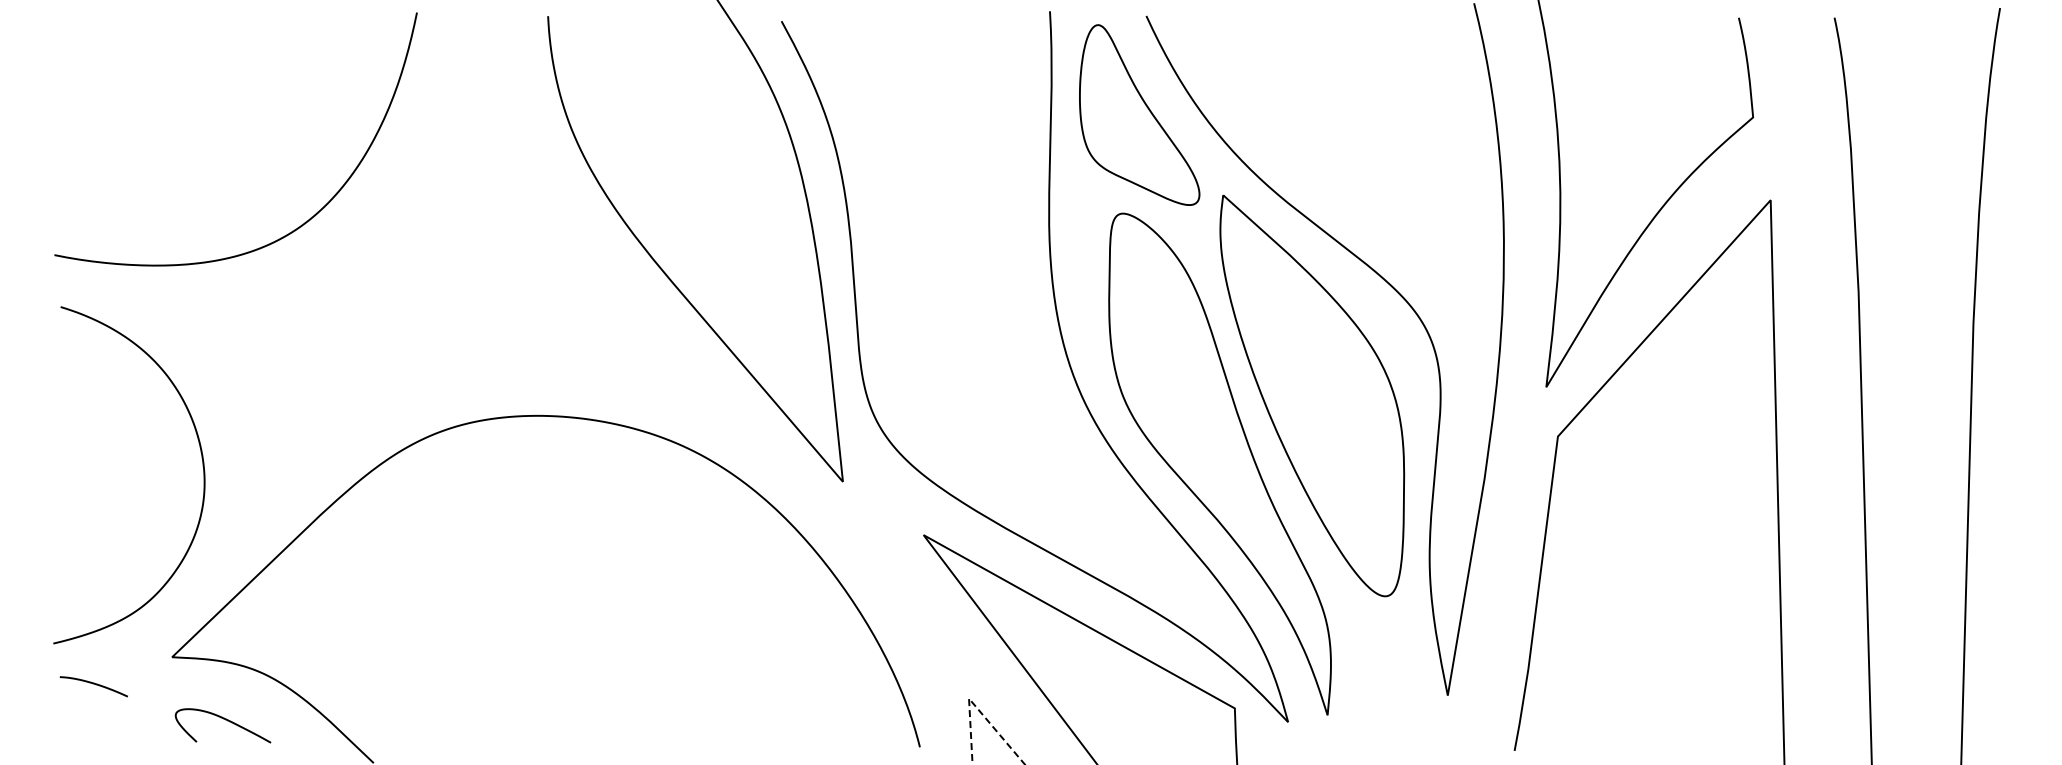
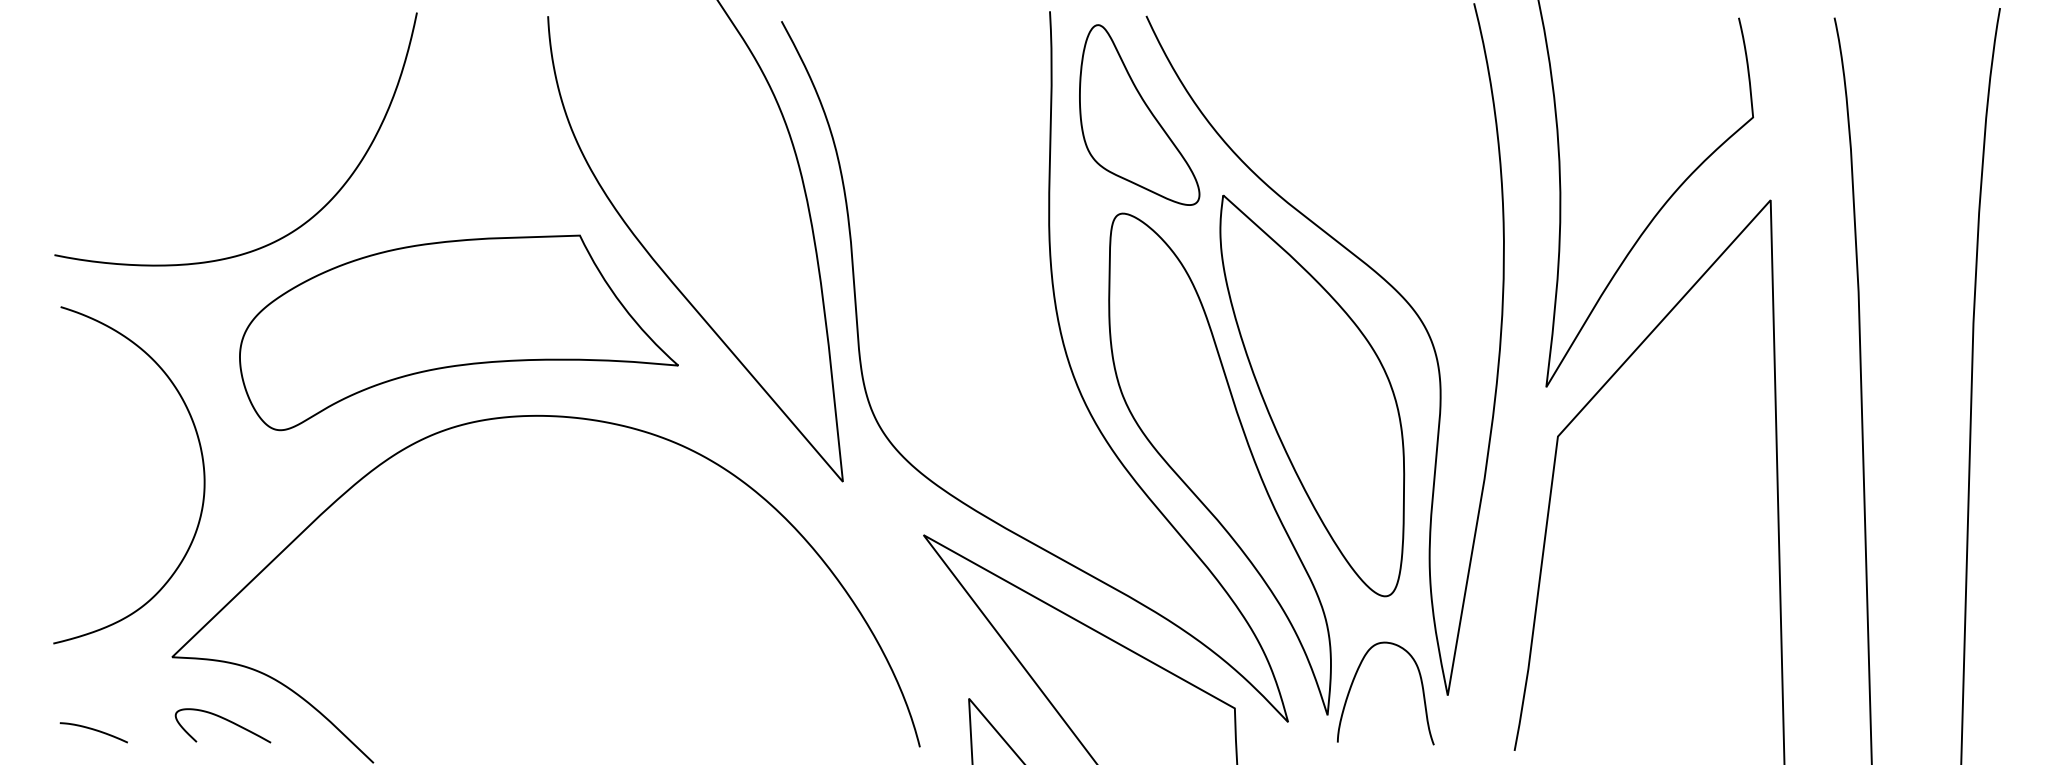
part: none -> present (458, 332)
curve: none -> present (1353, 683)
curve position: (93, 684) -> (93, 730) (93, 730)
line: dashed -> solid (975, 706)
